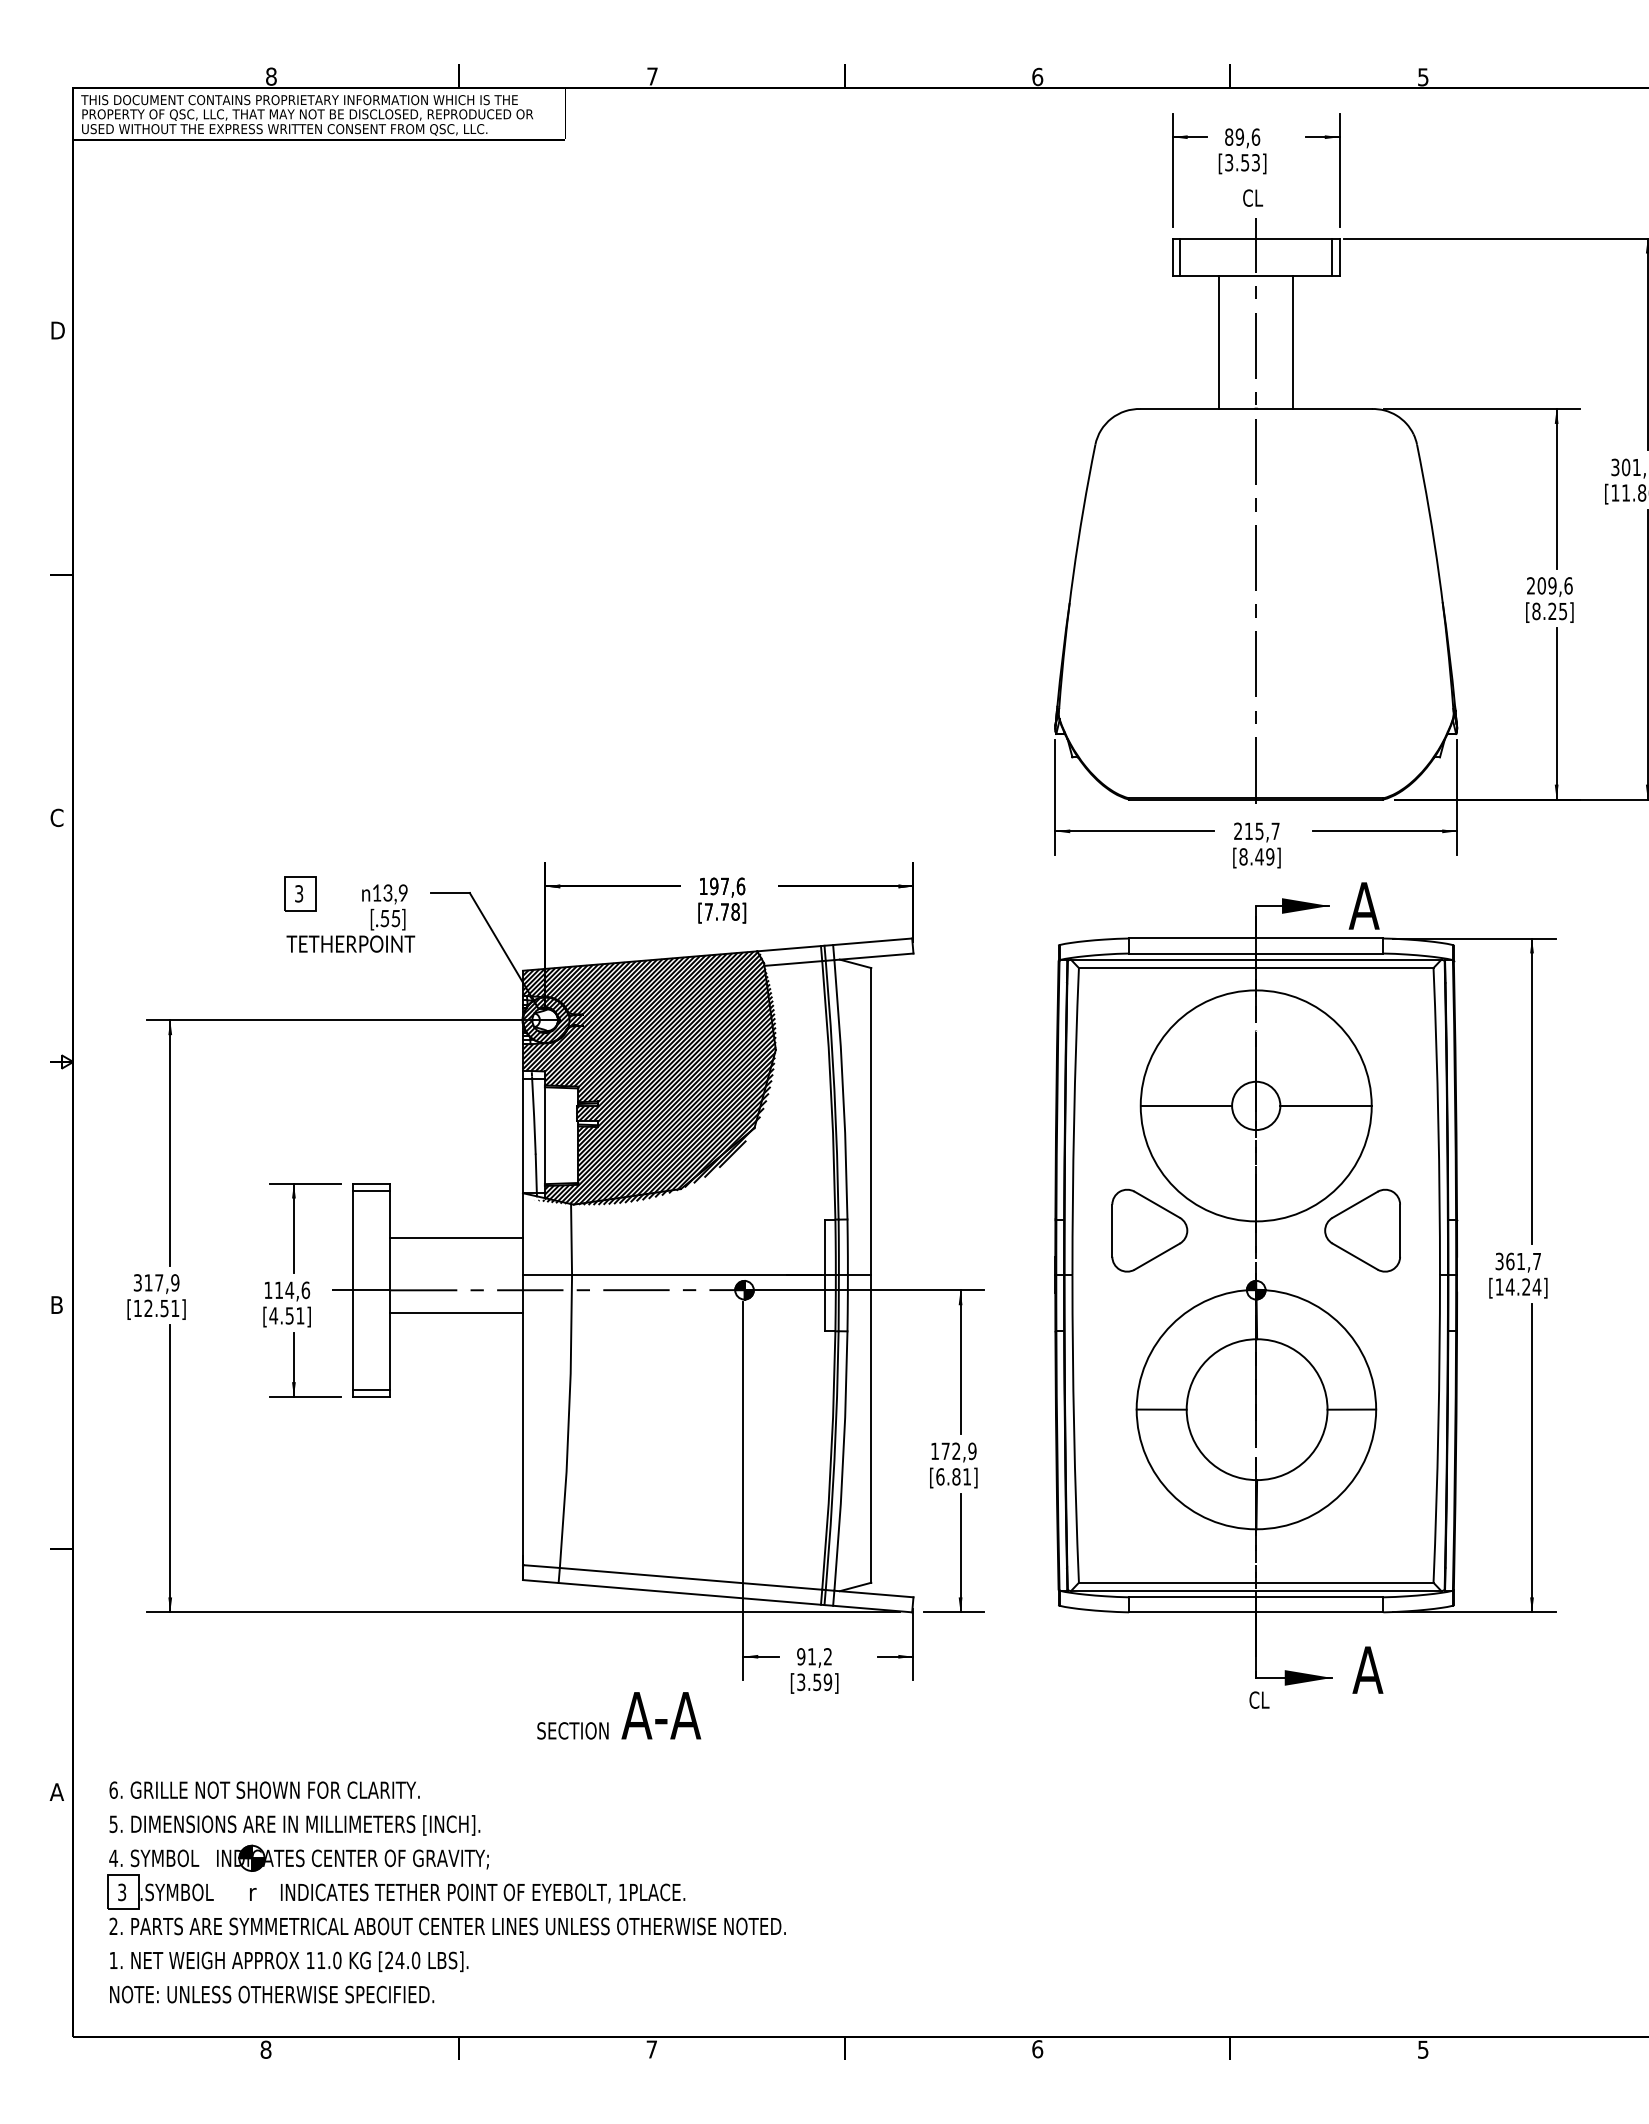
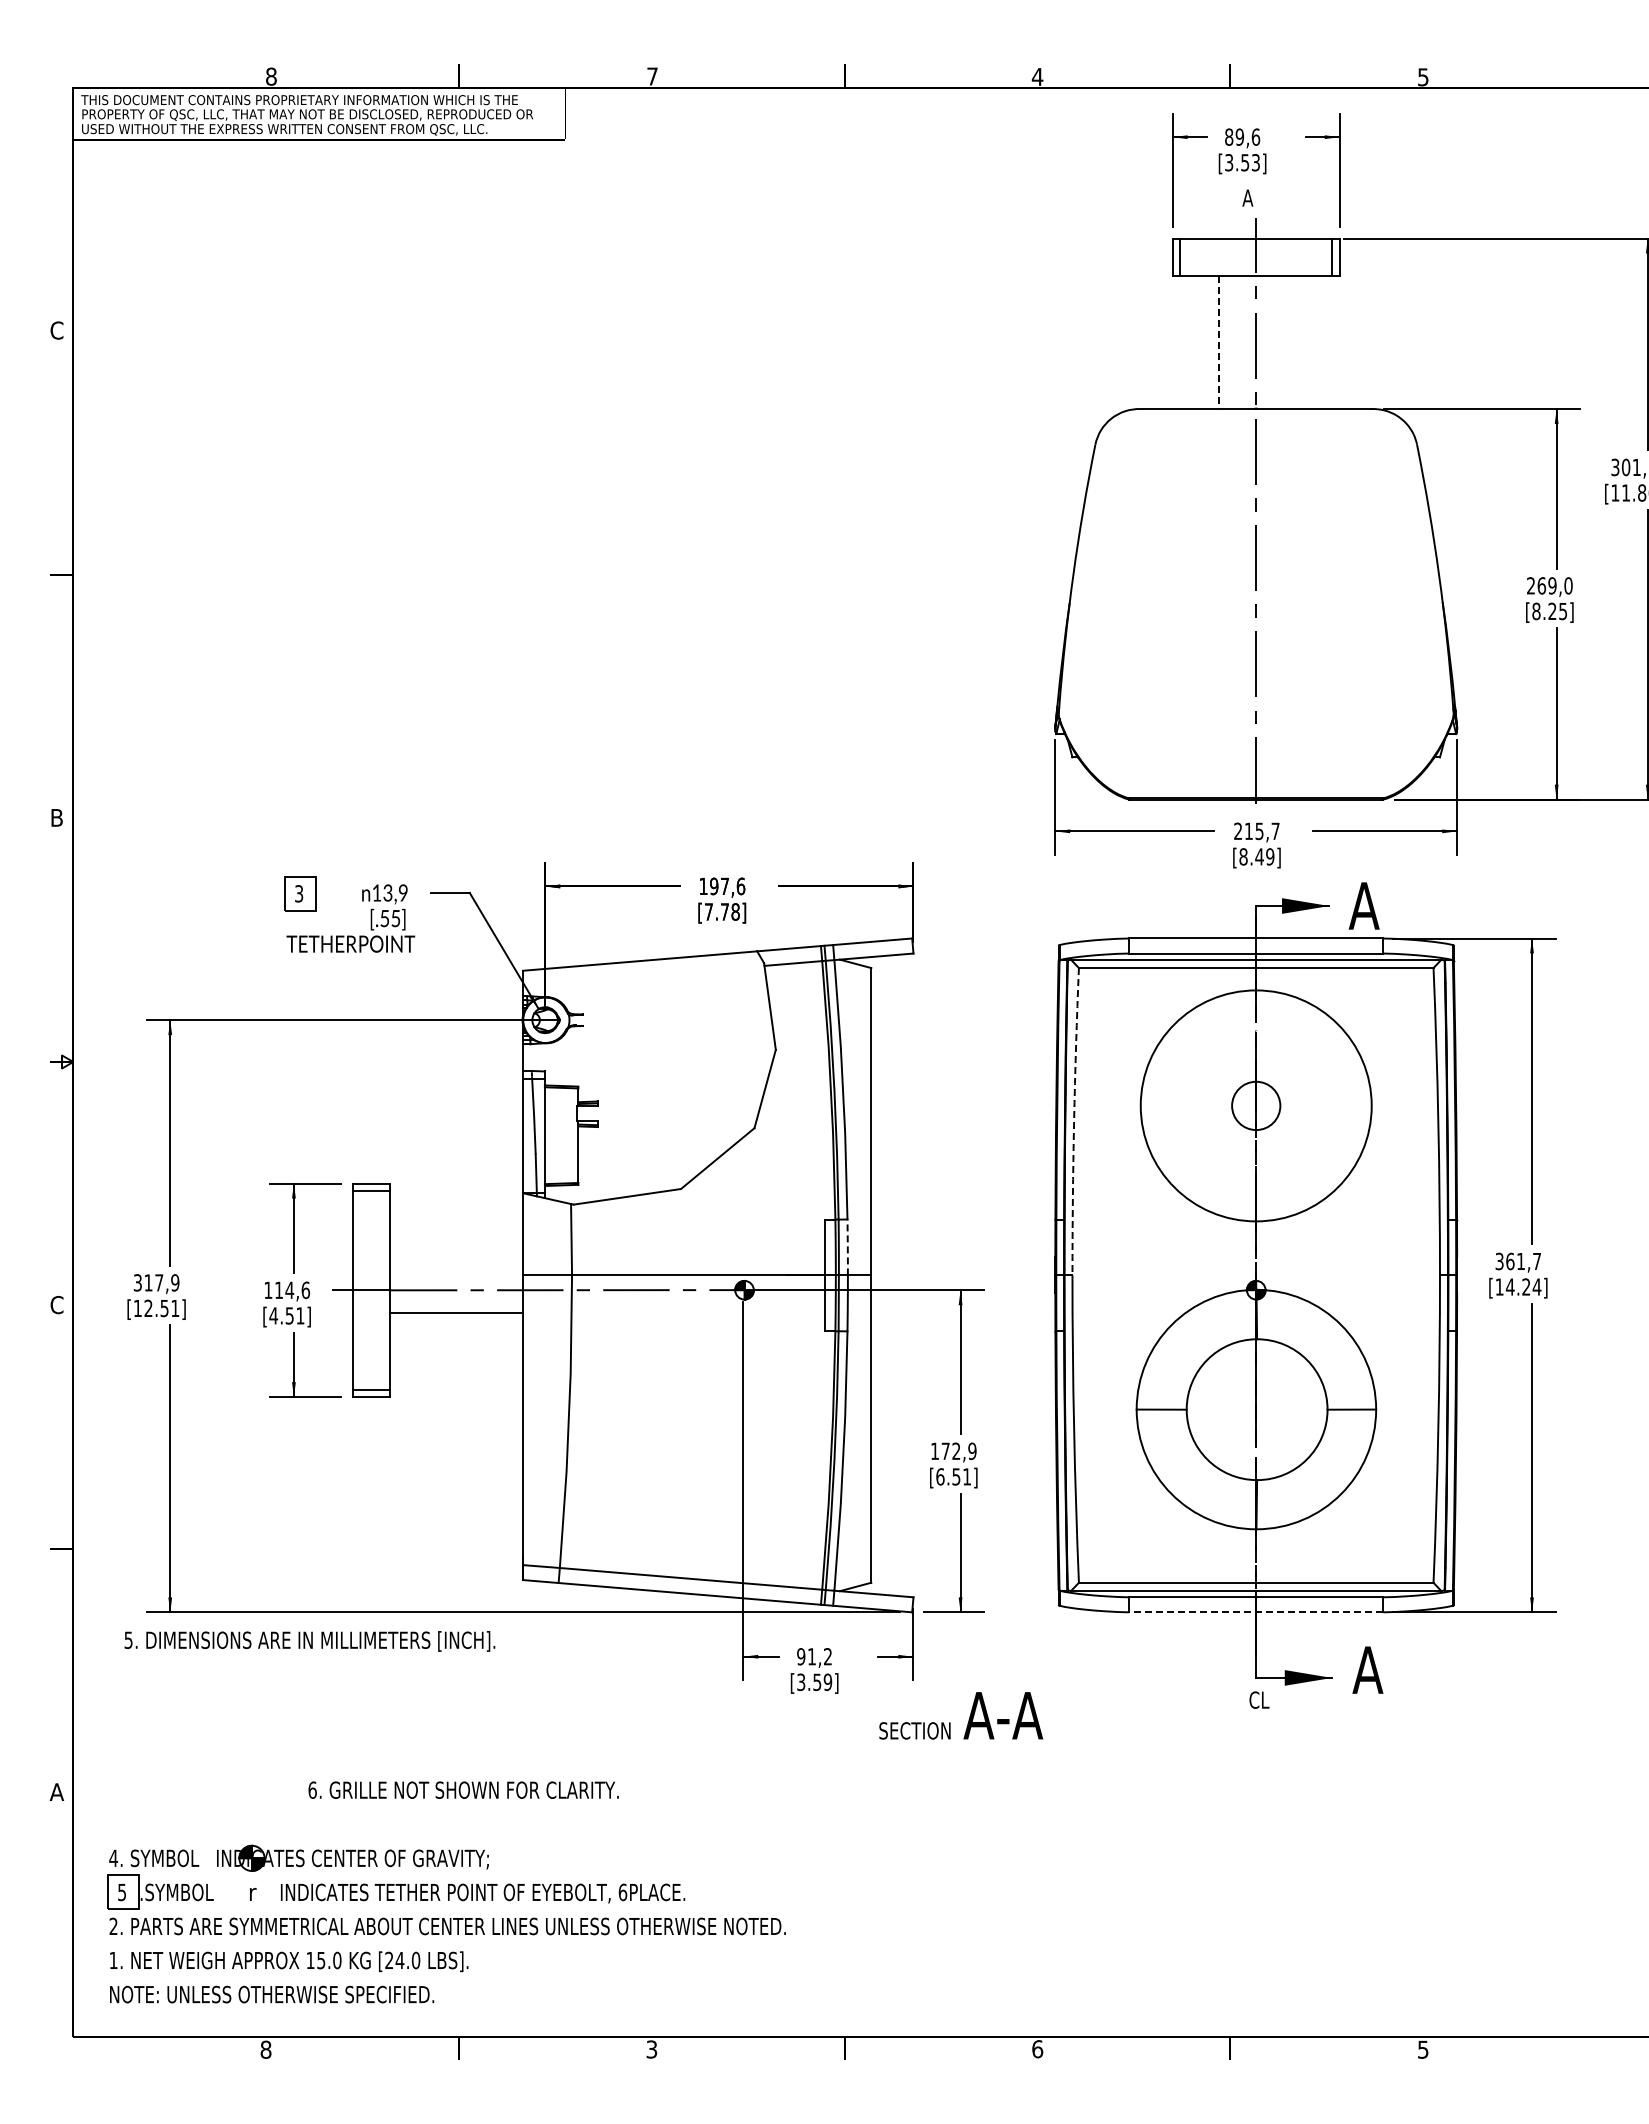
text: 6 -> 4 (1037, 76)
text: CL -> A (1252, 197)
text: D -> C (57, 330)
line: solid -> dashed (1218, 342)
line: present -> none (1293, 342)
text: 209,6 -> 269,0 (1554, 585)
text: C -> B (56, 817)
hatch: present -> none (649, 1078)
line: present -> none (1186, 1105)
line: present -> none (1325, 1105)
arc: solid -> dashed (1074, 1121)
part: present -> none (1149, 1230)
part: present -> none (1362, 1230)
line: present -> none (455, 1238)
line: solid -> dashed (847, 1246)
text: B -> C (56, 1304)
text: [6.81] -> [6.51] (956, 1476)
line: solid -> dashed (1255, 1612)
text position: (619, 1715) -> (961, 1715) (961, 1715)
text position: (264, 1789) -> (463, 1789) (463, 1789)
text position: (294, 1825) -> (309, 1641) (309, 1641)
text: 3 -> 5 (122, 1891)
text: 1PLACE. -> 6PLACE. (622, 1892)
text: 11.0 -> 15.0 (321, 1960)
text: 7 -> 3 (651, 2049)
